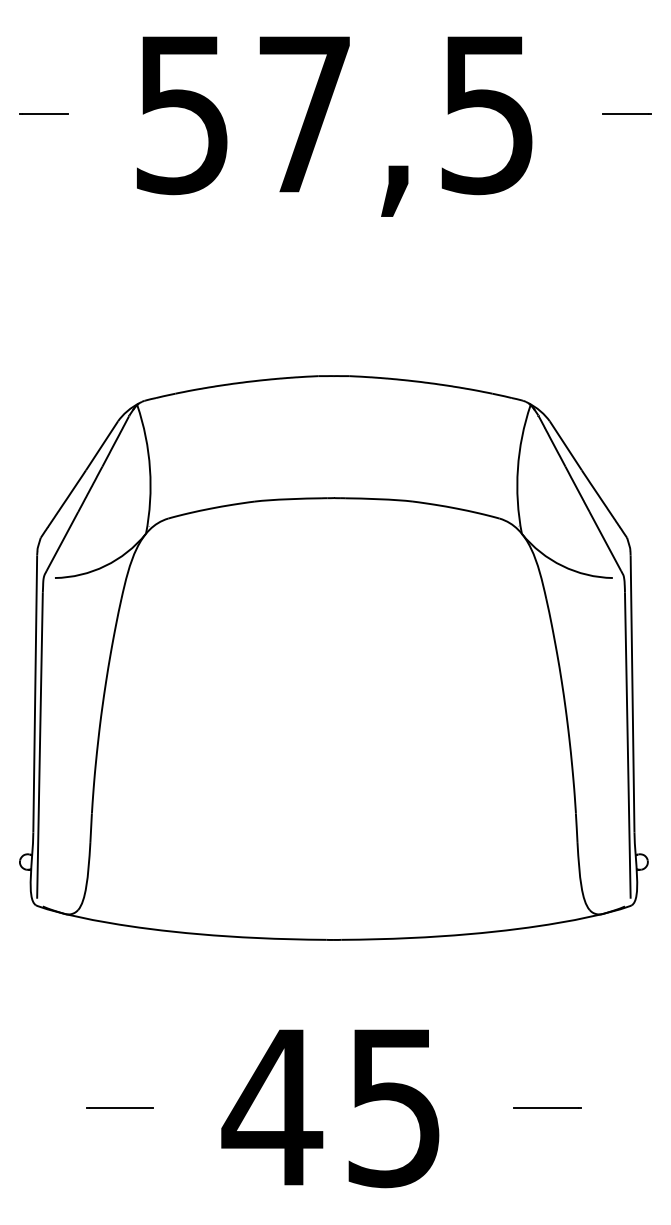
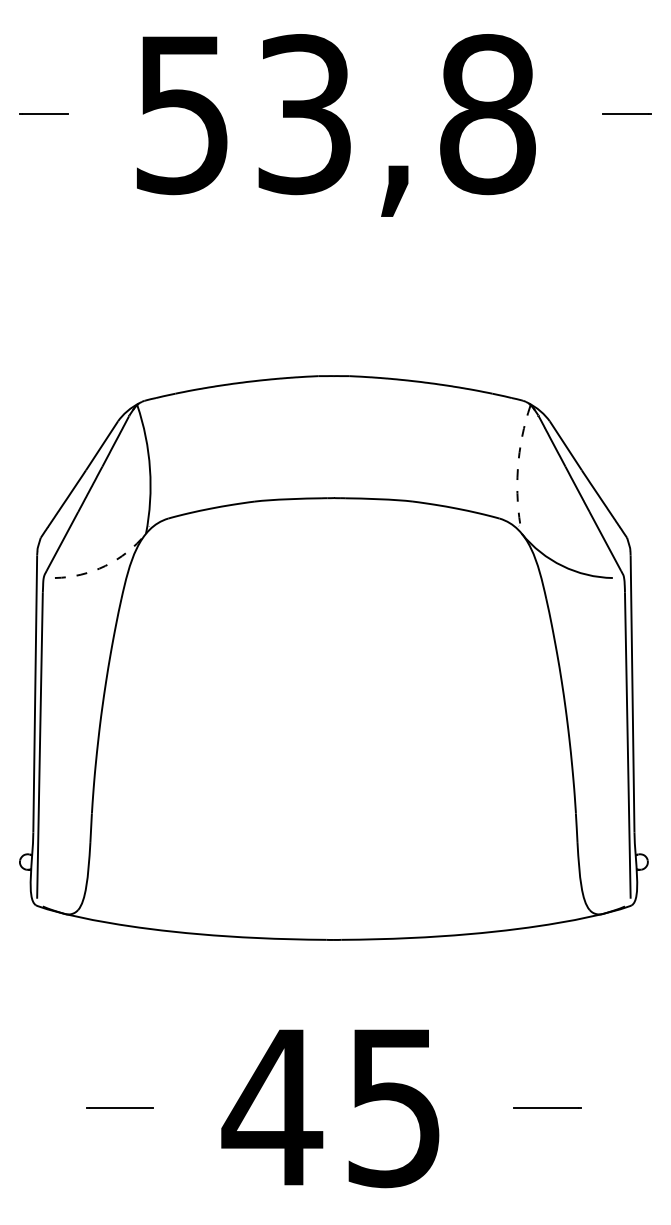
text: 57,5 -> 53,8 (396, 114)
arc: solid -> dashed (517, 468)
arc: solid -> dashed (105, 566)
